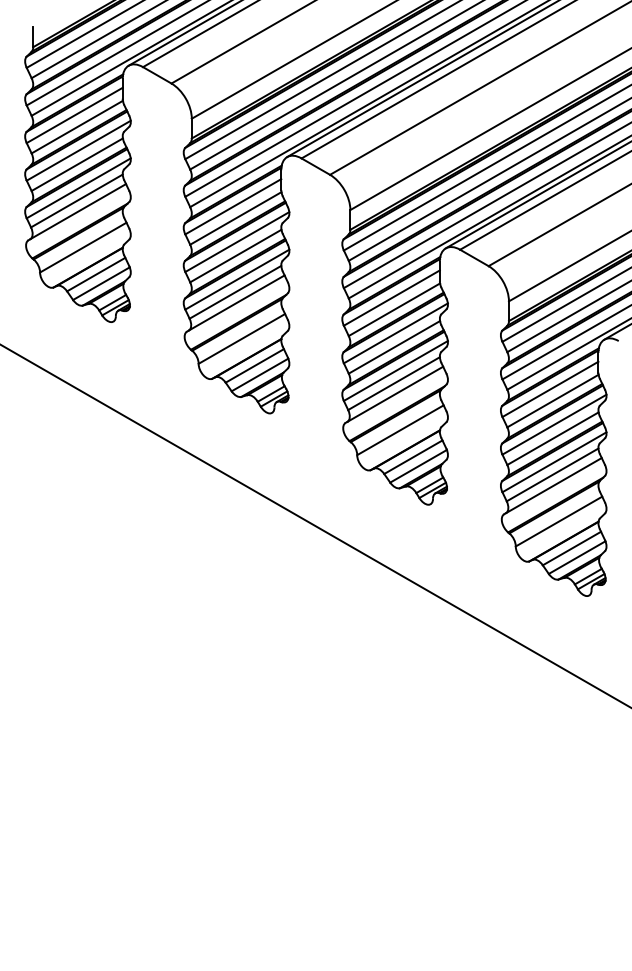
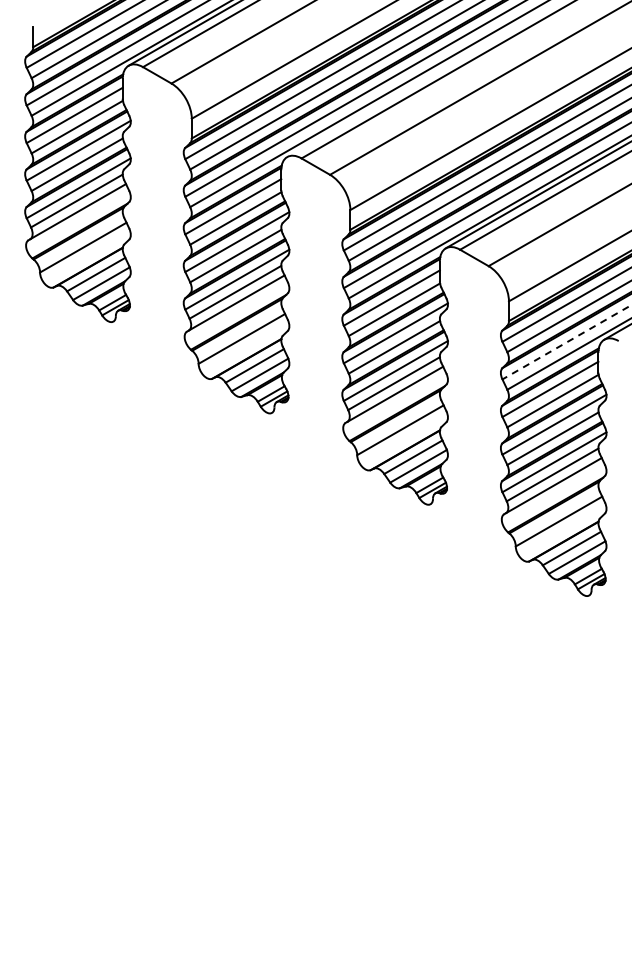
line: present -> none (421, 79)
line: solid -> dashed (566, 342)
line: present -> none (315, 525)
